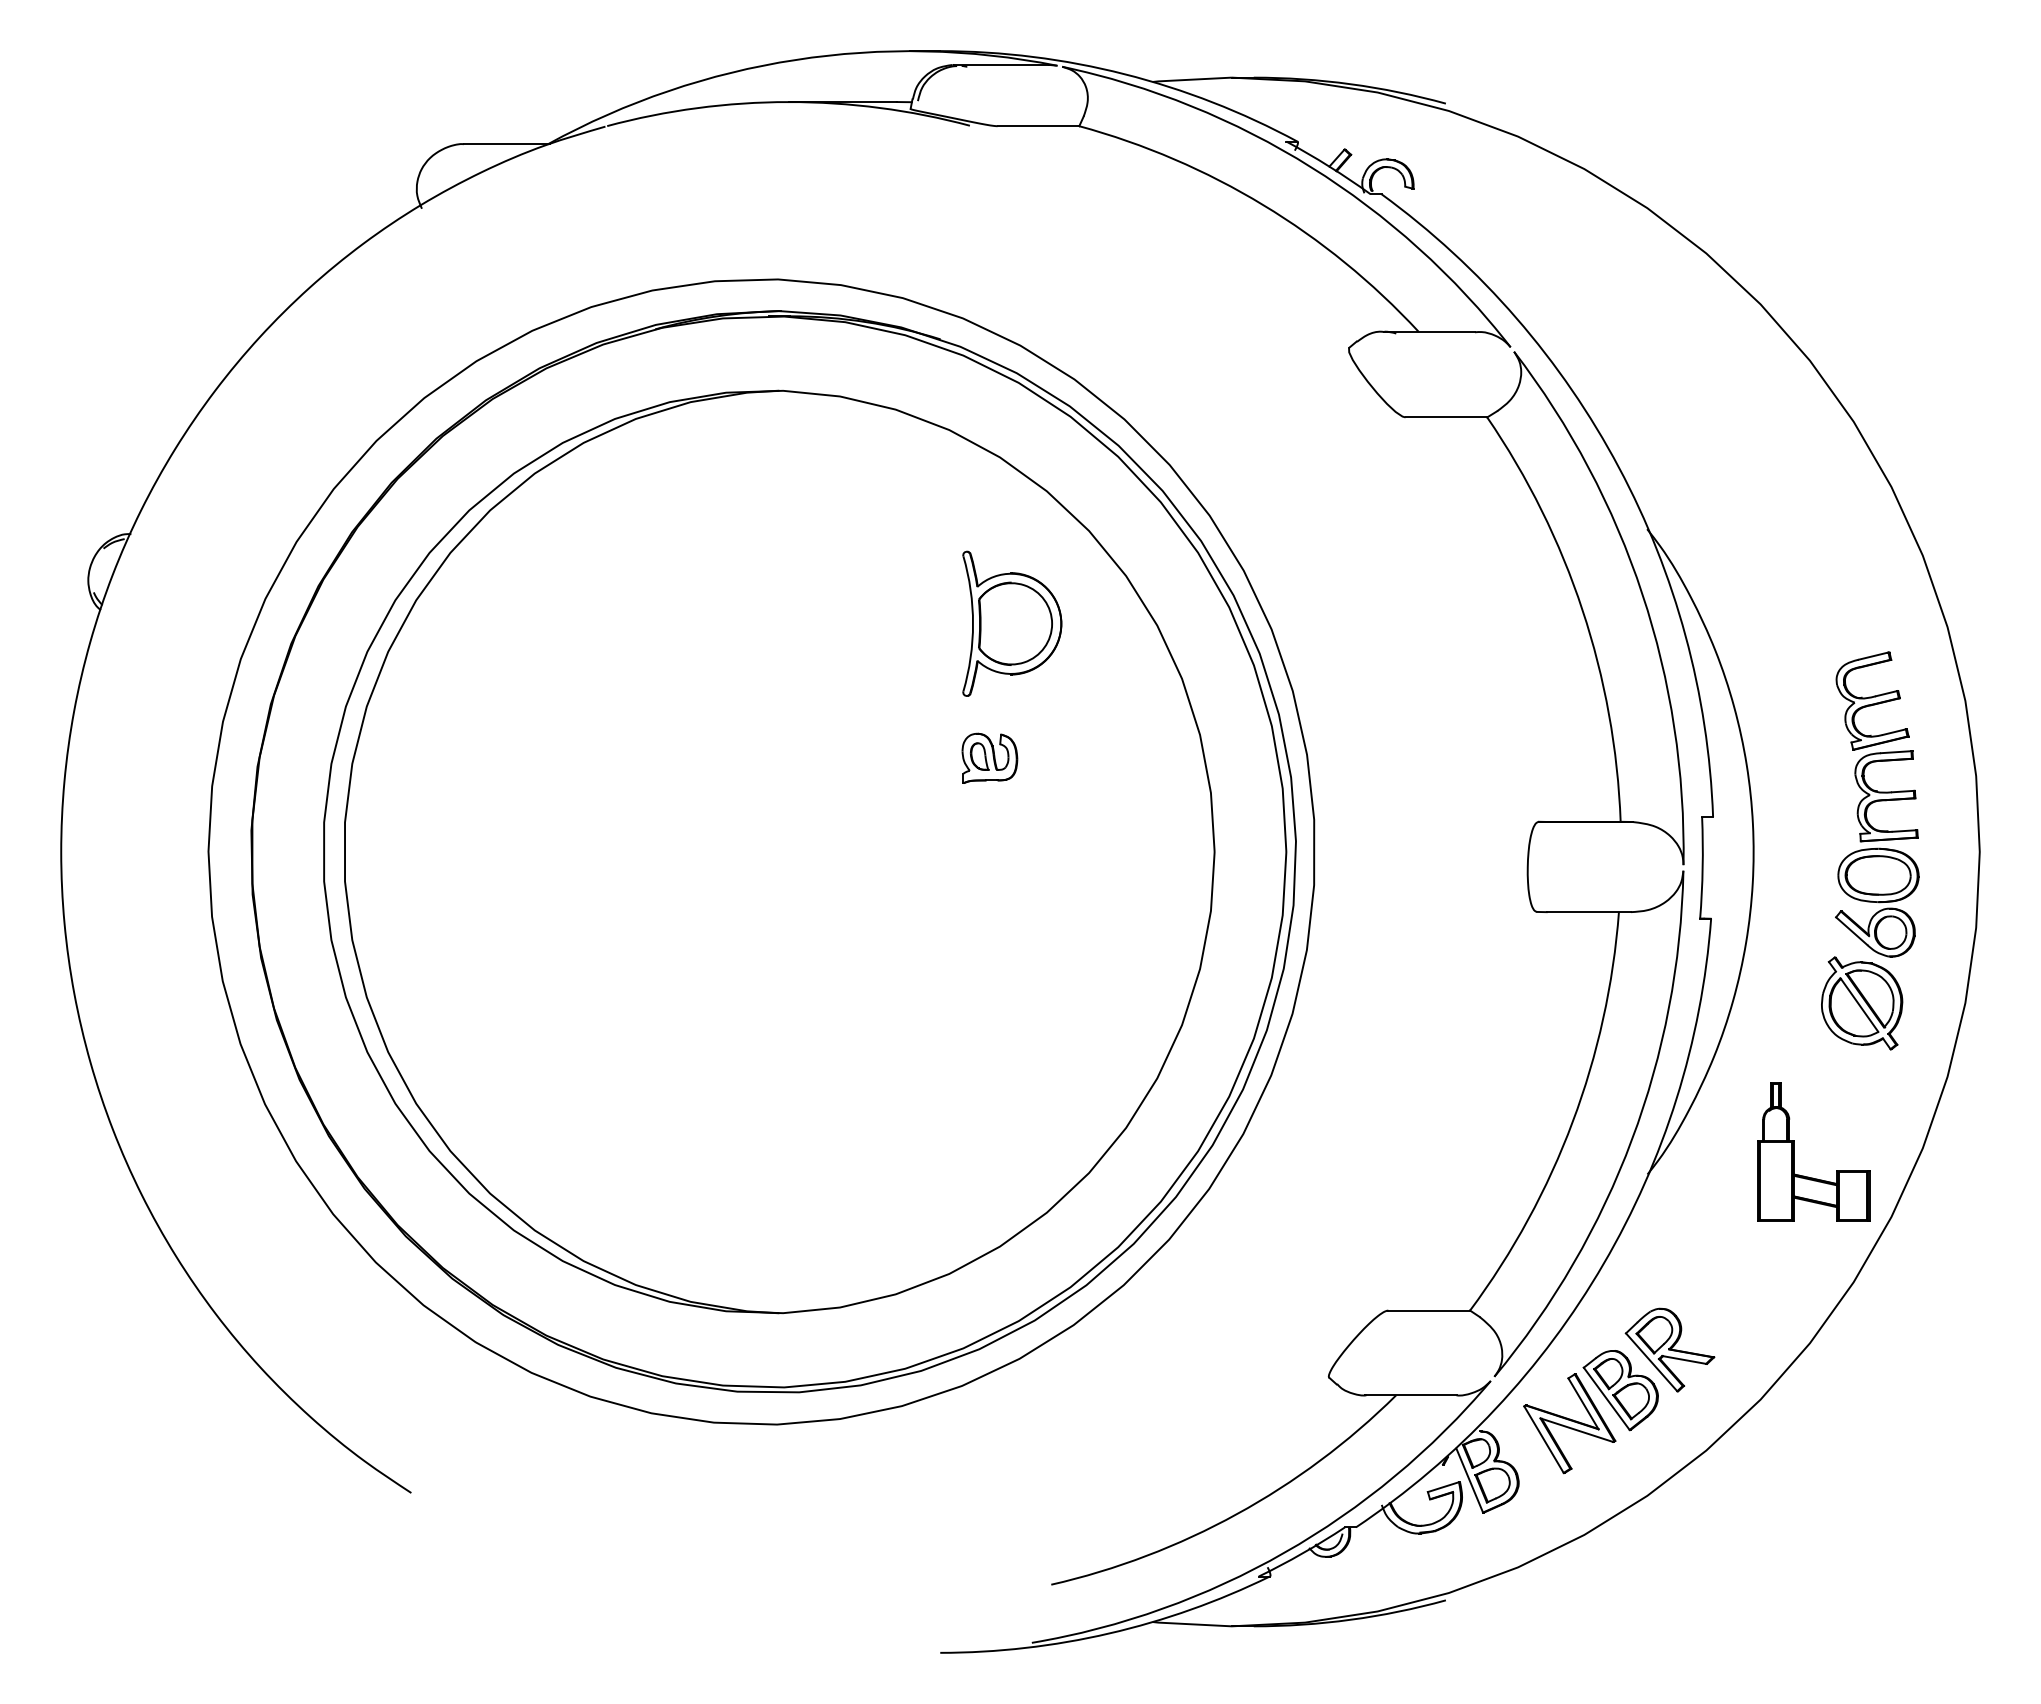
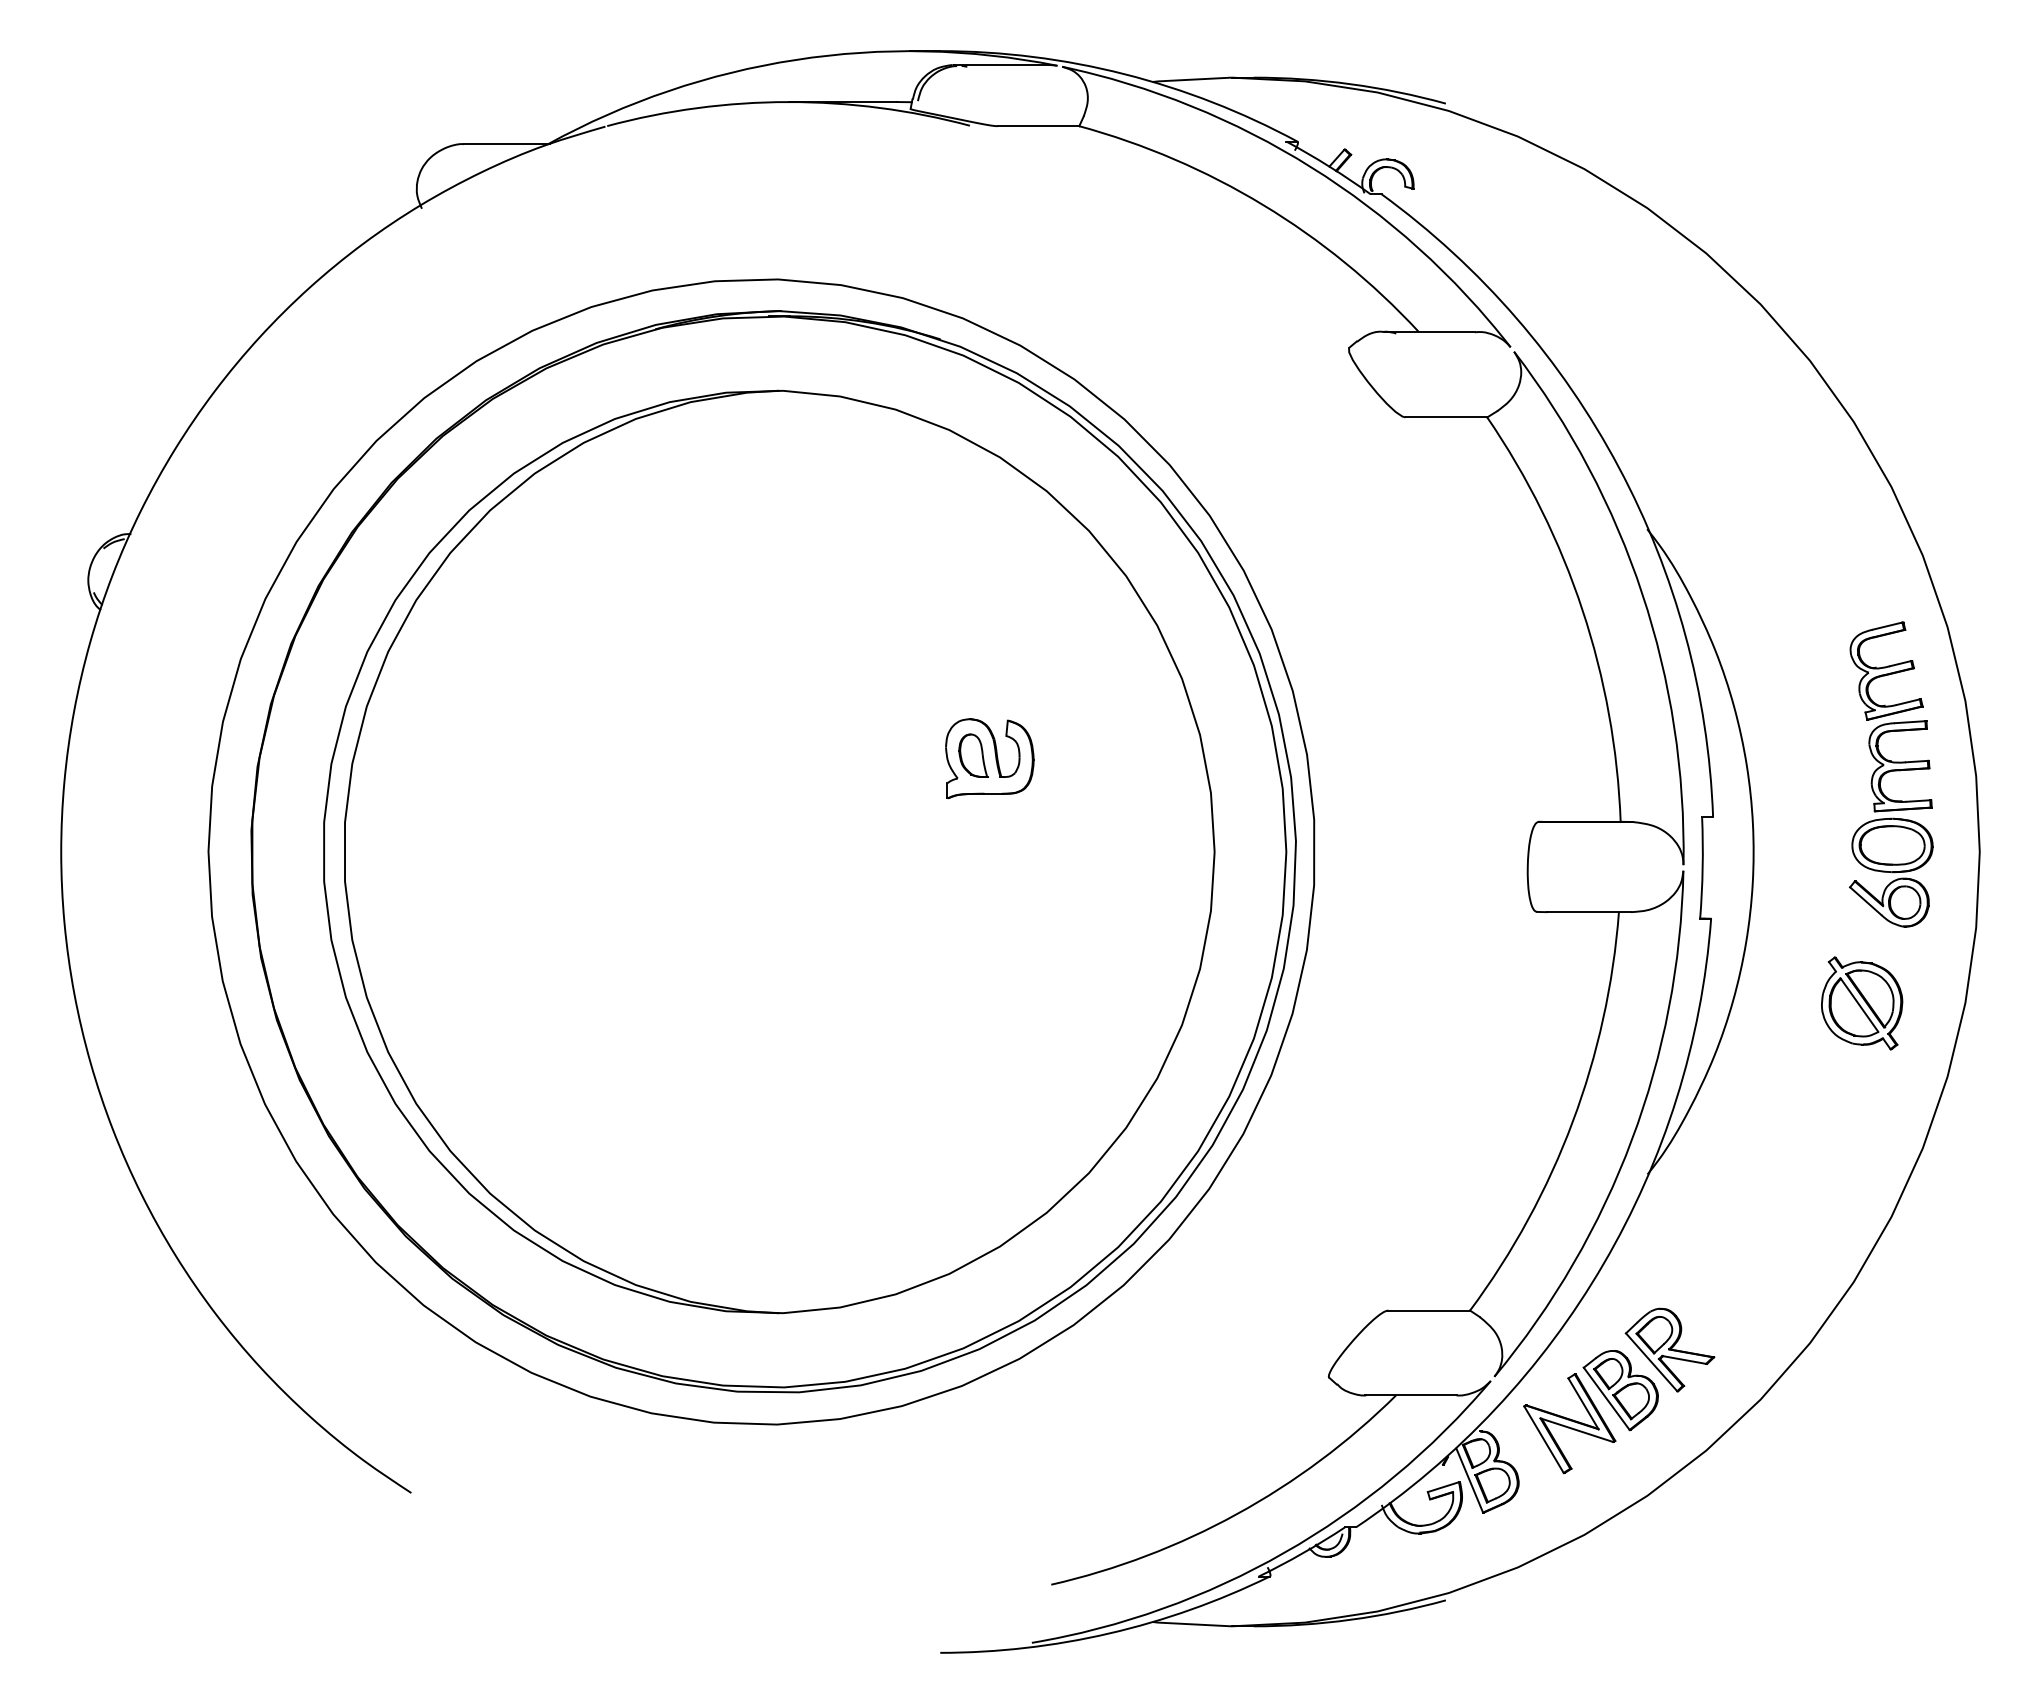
part: present -> none (1012, 623)
part size: 58x52 px -> 90x82 px (989, 758)
part position: (1877, 804) -> (1891, 774) (1891, 774)
part: present -> none (1794, 1151)
